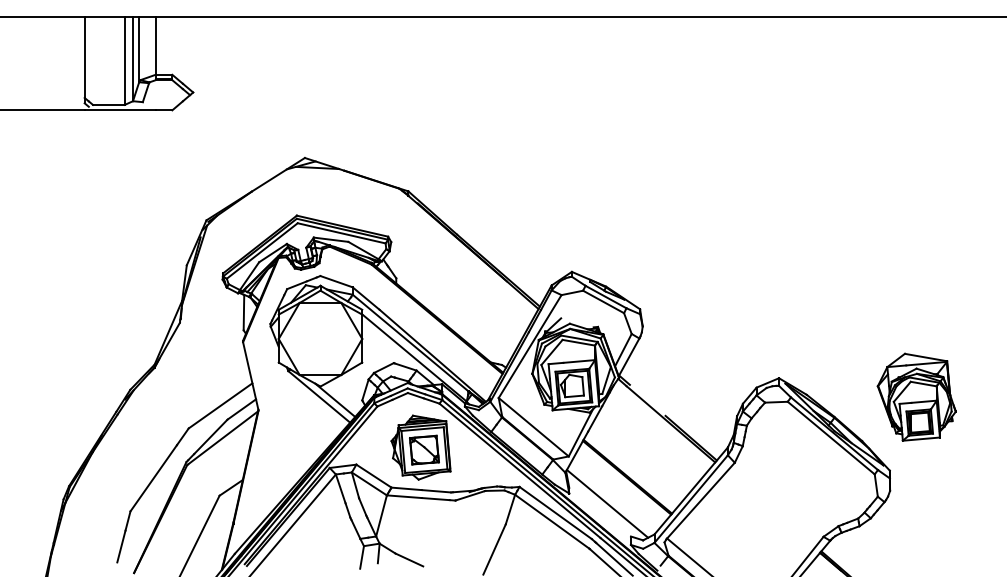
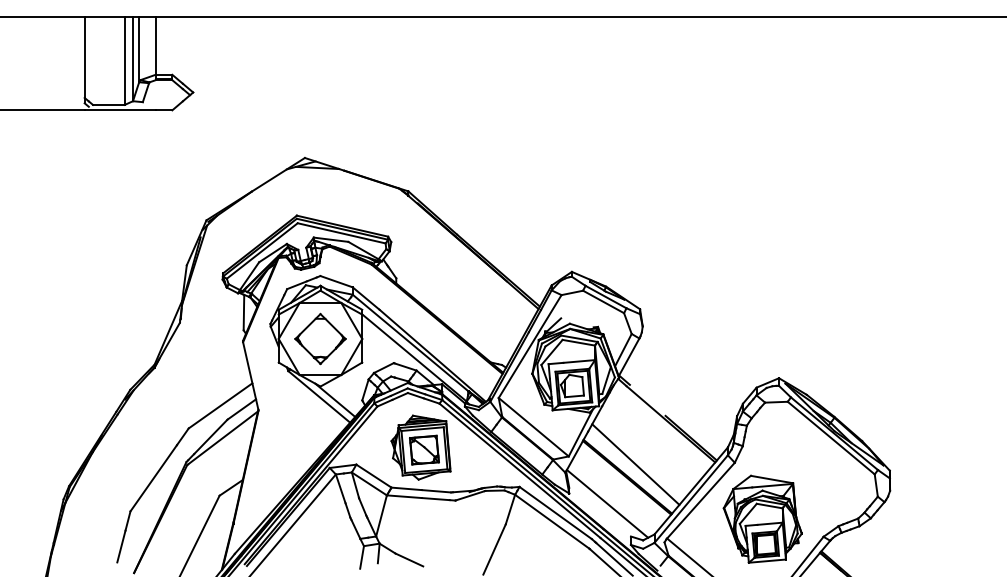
part: none -> present (320, 338)
part position: (916, 396) -> (762, 518) (762, 518)
line: none -> present (635, 464)
